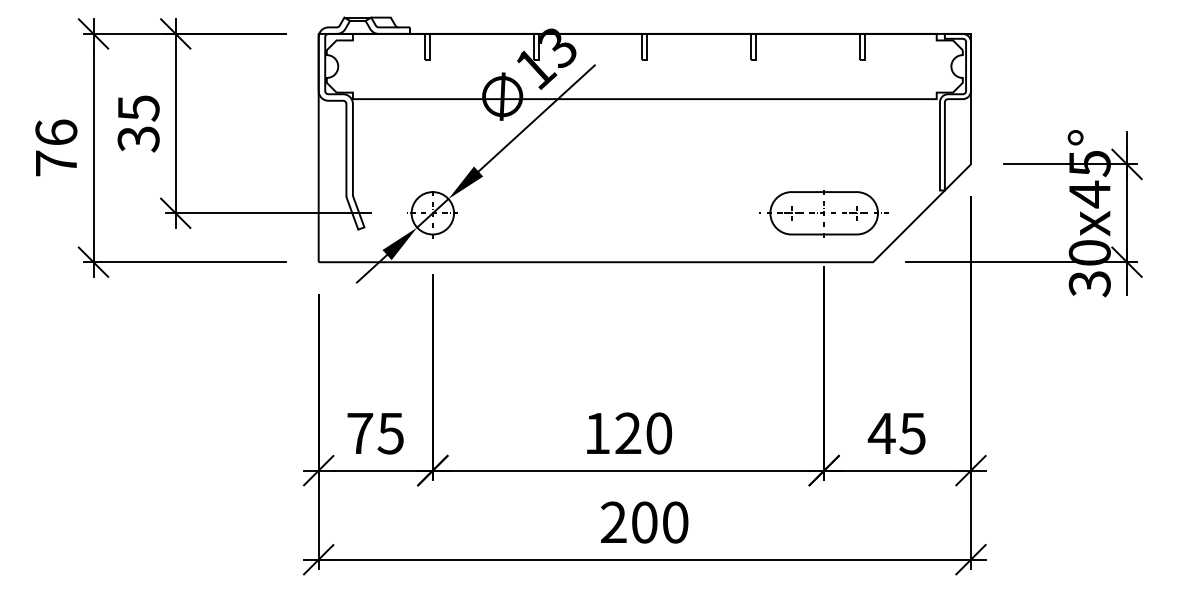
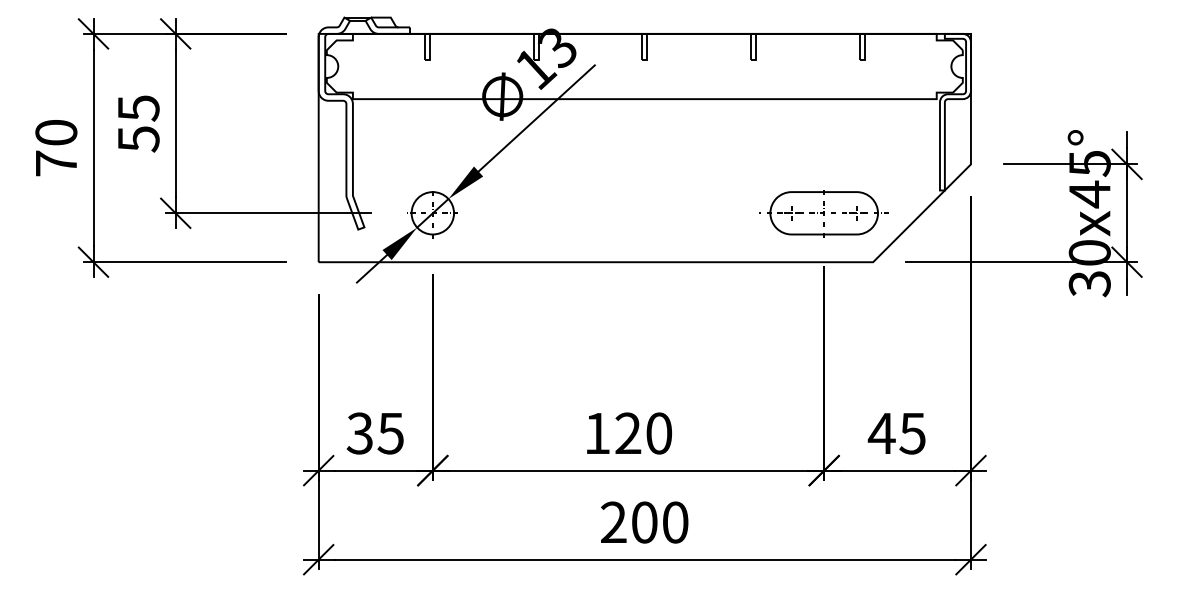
text: 76 -> 70 (56, 132)
text: 35 -> 55 (138, 139)
text: 75 -> 35 (359, 433)
